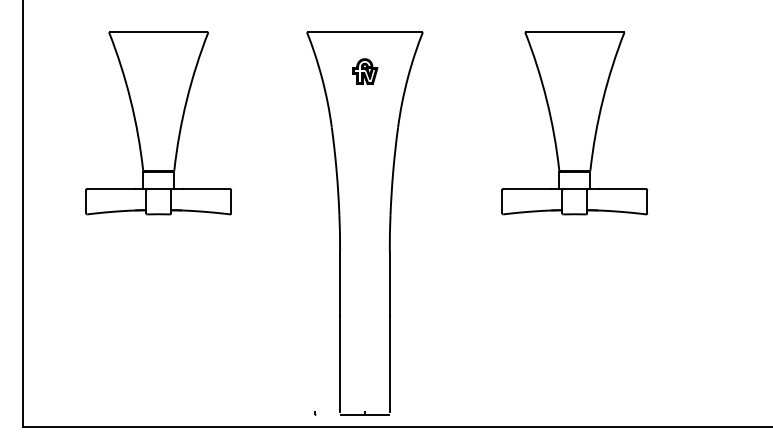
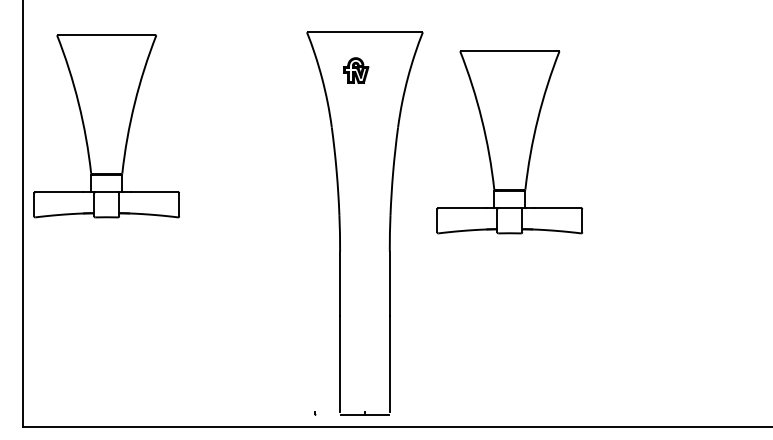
part position: (365, 71) -> (356, 70) (356, 70)
part position: (158, 123) -> (106, 126) (106, 126)
part position: (574, 123) -> (509, 142) (509, 142)
